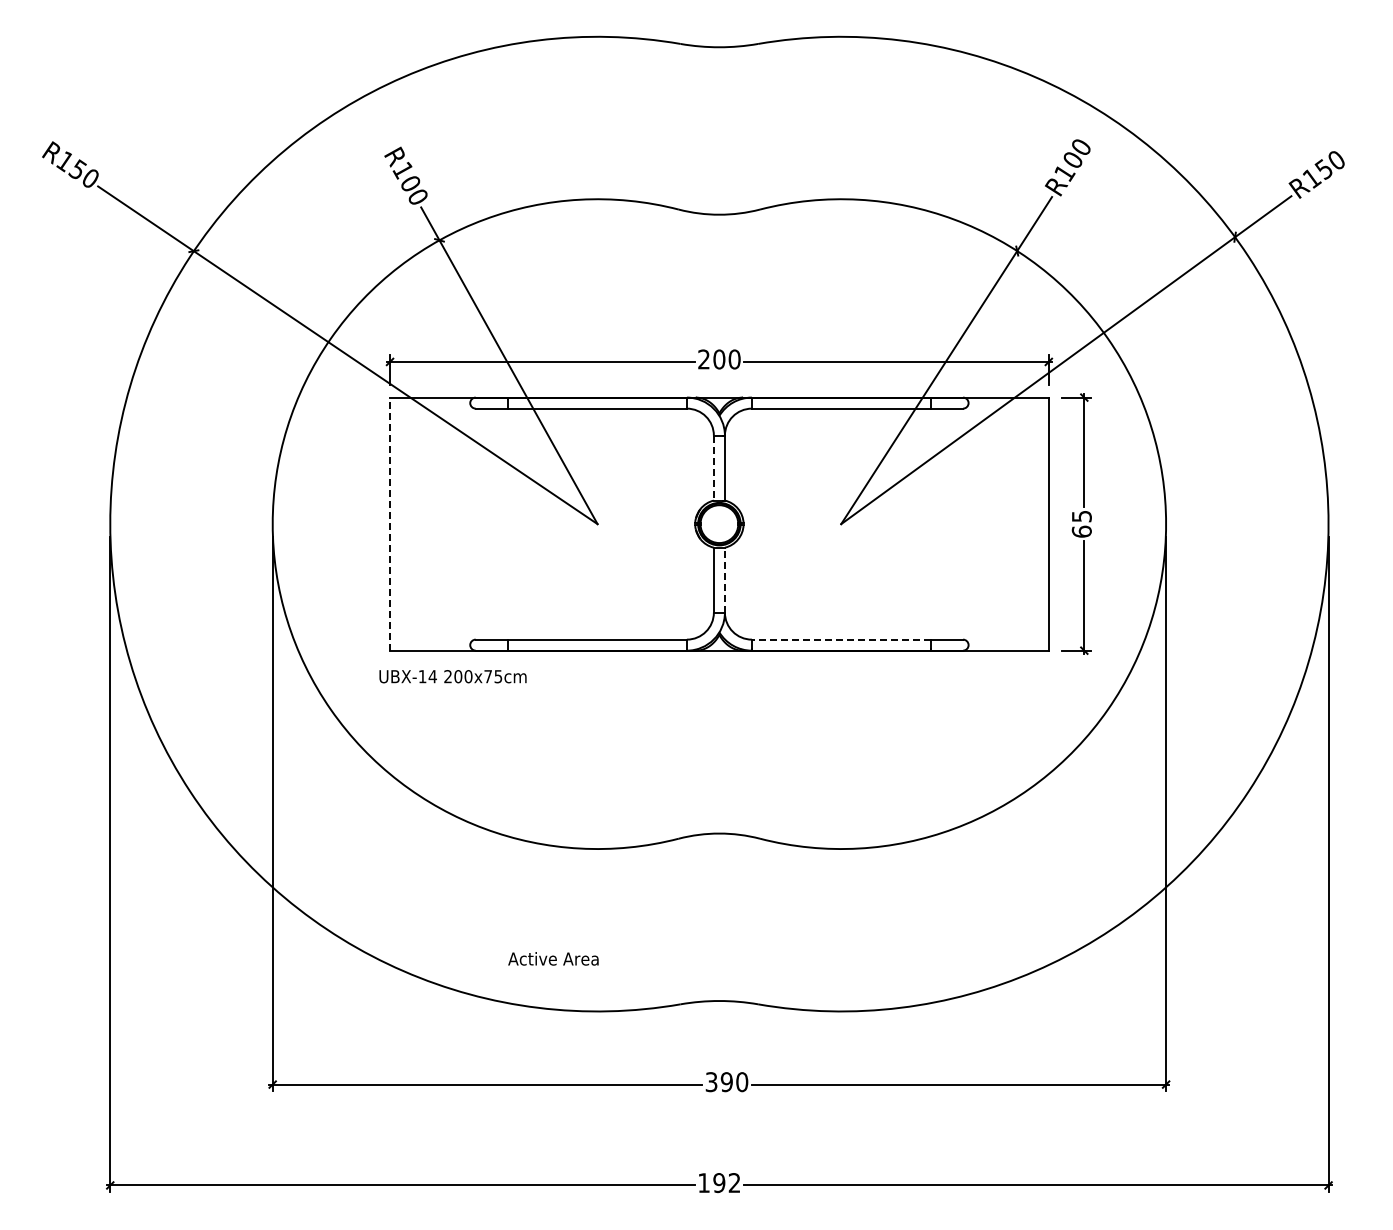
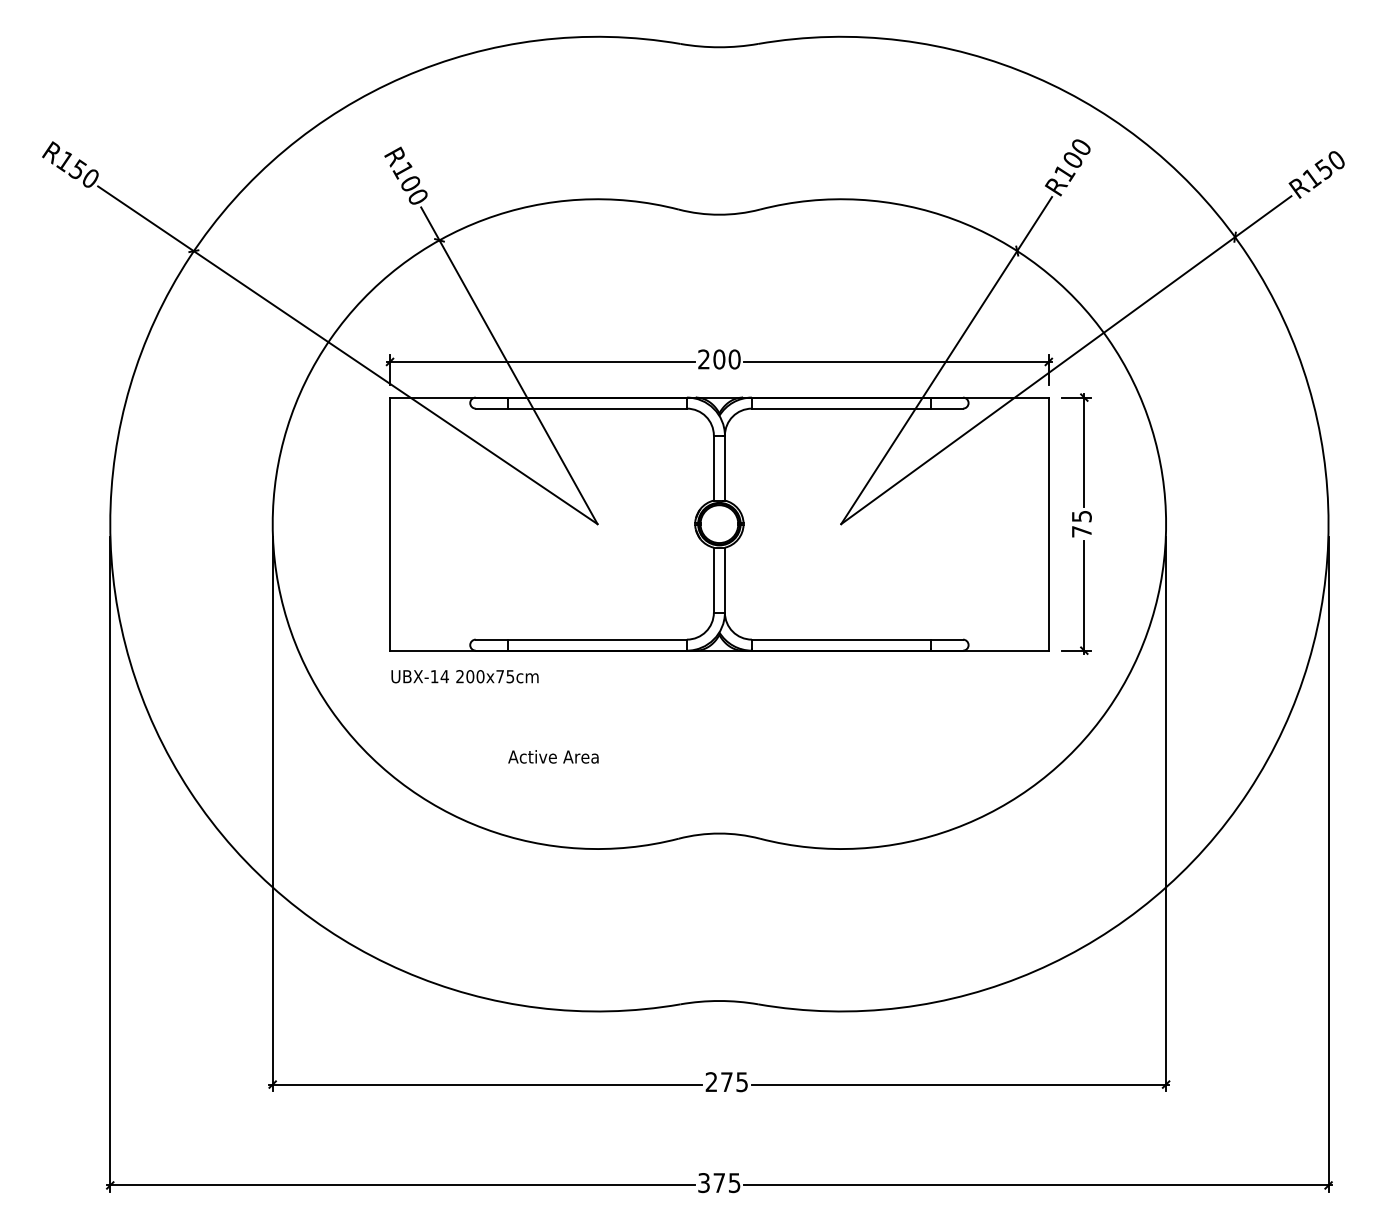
line: dashed -> solid (713, 468)
line: dashed -> solid (390, 524)
text: 65 -> 75 (1081, 531)
line: dashed -> solid (724, 579)
line: dashed -> solid (840, 639)
text position: (452, 676) -> (464, 676) (464, 676)
text position: (553, 958) -> (553, 756) (553, 756)
text: 390 -> 275 (726, 1082)
text: 192 -> 375 (719, 1183)
